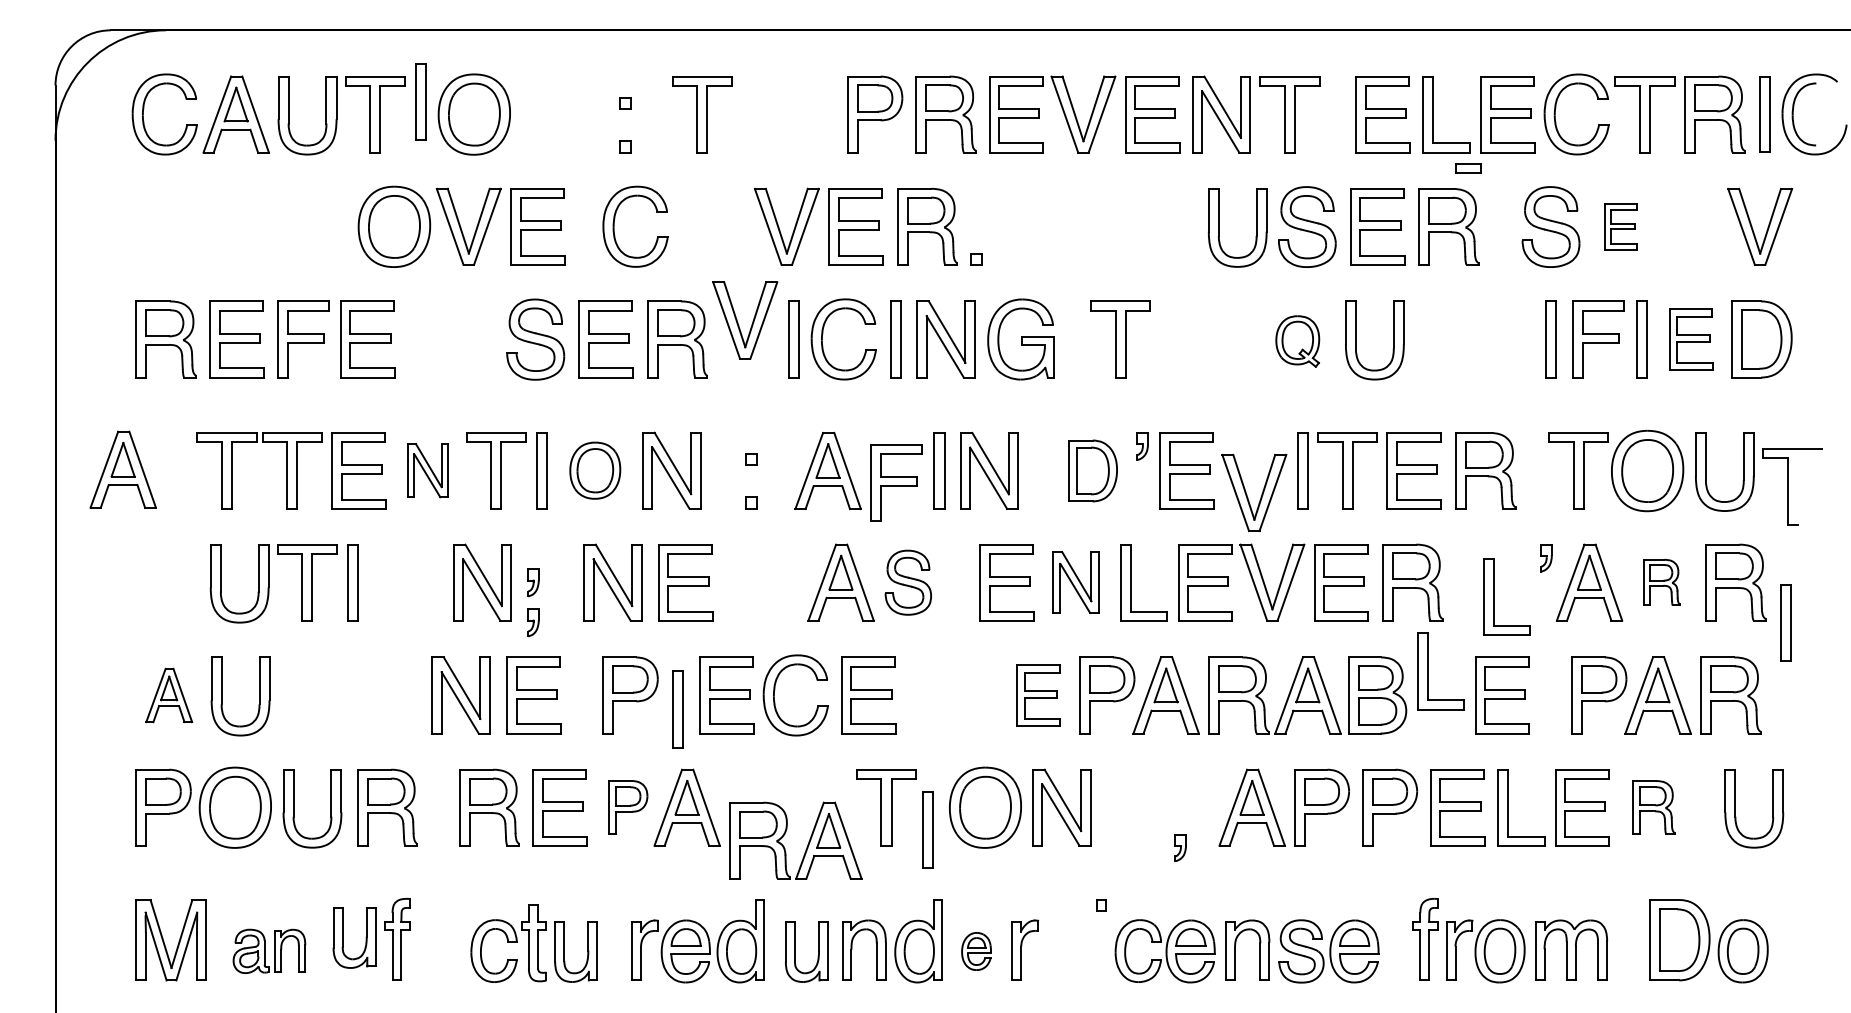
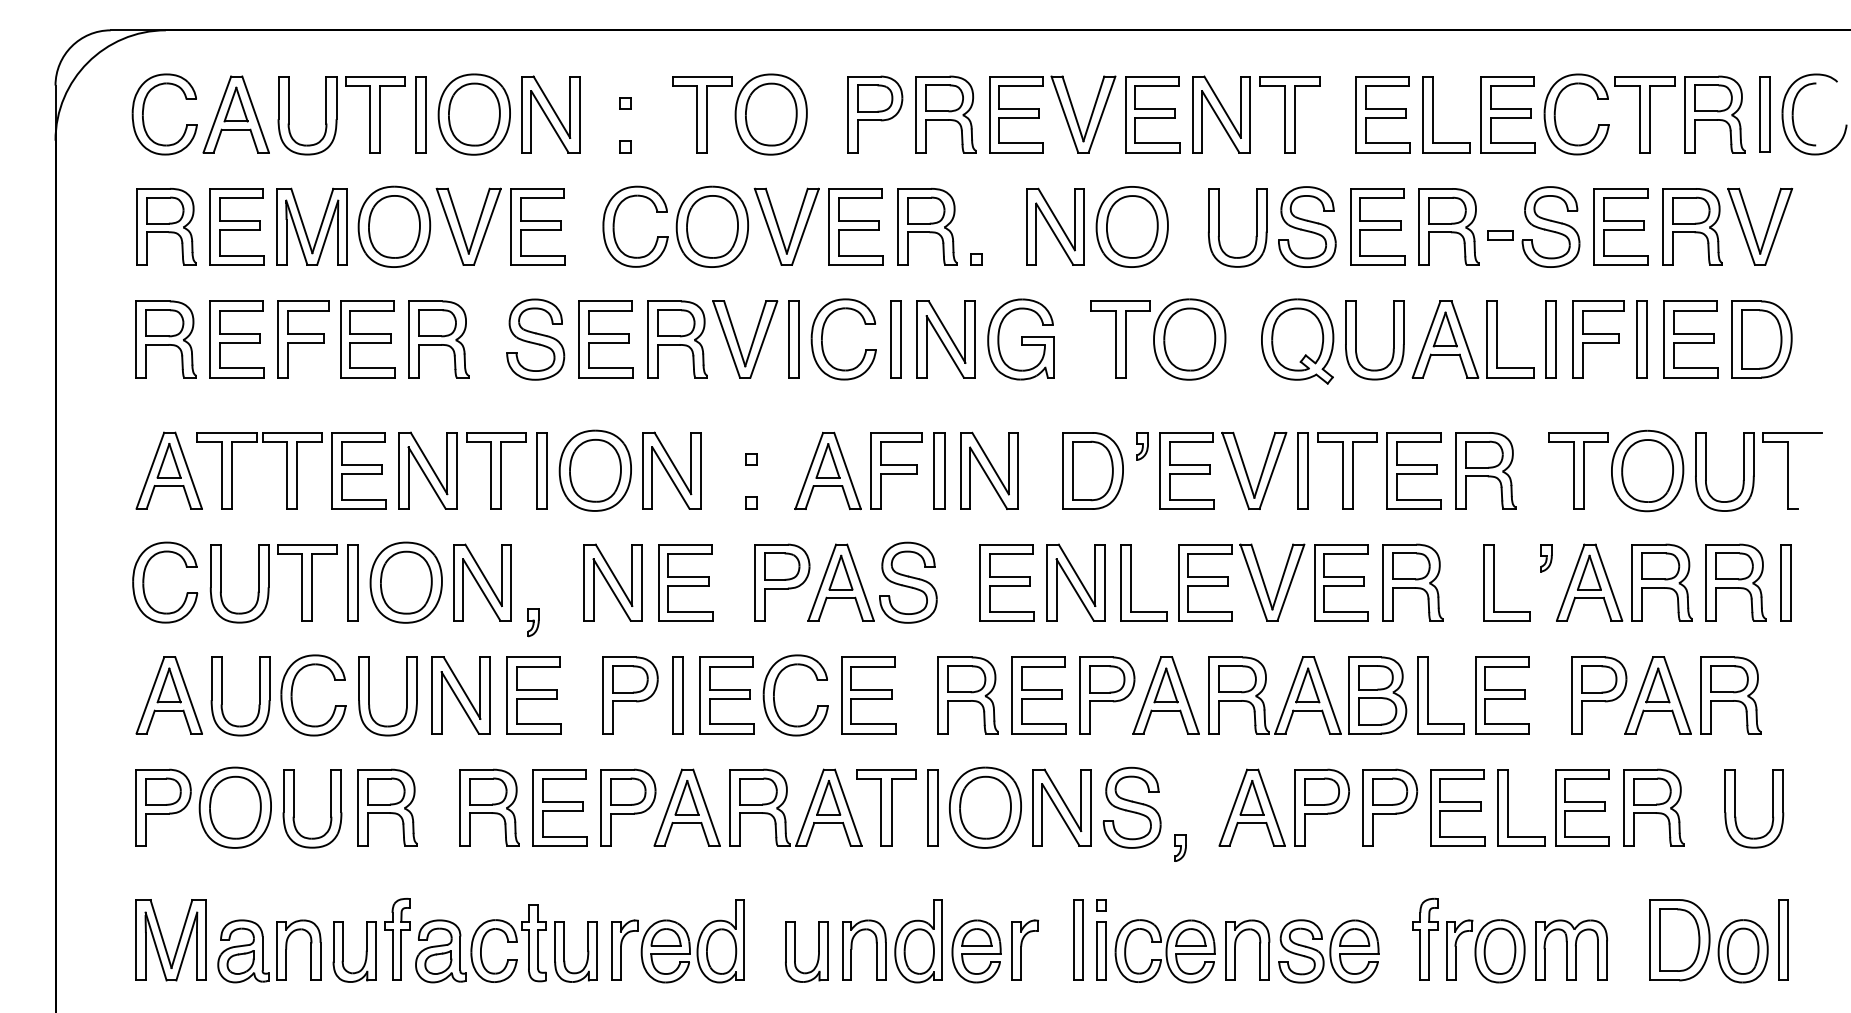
part position: (420, 101) -> (420, 114) (420, 114)
part: none -> present (550, 114)
part: none -> present (770, 114)
part position: (1468, 168) -> (1500, 235) (1500, 235)
part: none -> present (166, 226)
part: none -> present (236, 226)
part: none -> present (711, 226)
part: none -> present (1055, 226)
part: none -> present (1131, 226)
part size: 34x48 px -> 56x78 px (1620, 226)
part: none -> present (1692, 226)
part: none -> present (305, 228)
part position: (752, 321) -> (752, 340) (752, 340)
part: none -> present (438, 339)
part: none -> present (1189, 339)
part size: 45x63 px -> 56x79 px (1690, 339)
part: none -> present (1466, 340)
part size: 46x53 px -> 74x87 px (1297, 341)
part position: (122, 469) -> (168, 470) (168, 470)
part size: 42x56 px -> 60x79 px (427, 470)
part size: 53x59 px -> 74x83 px (594, 470)
part size: 50x64 px -> 62x78 px (1092, 470)
part position: (896, 482) -> (896, 470) (896, 470)
part position: (1792, 486) -> (1792, 470) (1792, 470)
part position: (1261, 493) -> (1261, 471) (1261, 471)
part size: 38x48 px -> 62x79 px (1661, 582)
part: none -> present (144, 582)
part: none -> present (405, 582)
part: present -> none (533, 582)
part: none -> present (782, 582)
part size: 48x67 px -> 59x83 px (908, 582)
part size: 48x63 px -> 60x79 px (1075, 582)
part position: (1494, 596) -> (1494, 582) (1494, 582)
part position: (1785, 622) -> (1785, 582) (1785, 582)
part position: (1428, 671) -> (1428, 695) (1428, 695)
part size: 49x57 px -> 68x79 px (168, 695)
part: none -> present (292, 695)
part: none -> present (967, 695)
part size: 45x63 px -> 56x79 px (1038, 695)
part: none -> present (369, 696)
part position: (677, 709) -> (677, 695) (677, 695)
part size: 41x55 px -> 57x79 px (628, 807)
part: none -> present (1131, 807)
part size: 44x55 px -> 62x79 px (1653, 807)
part position: (927, 829) -> (932, 807) (932, 807)
part position: (785, 834) -> (785, 801) (785, 801)
part position: (343, 937) -> (343, 951) (343, 951)
part: none -> present (1078, 939)
part: none -> present (1783, 939)
part position: (697, 941) -> (677, 941) (677, 941)
part size: 75x46 px -> 105x65 px (269, 951)
part: none -> present (1101, 950)
part: none -> present (440, 951)
part size: 31x39 px -> 51x65 px (976, 951)
